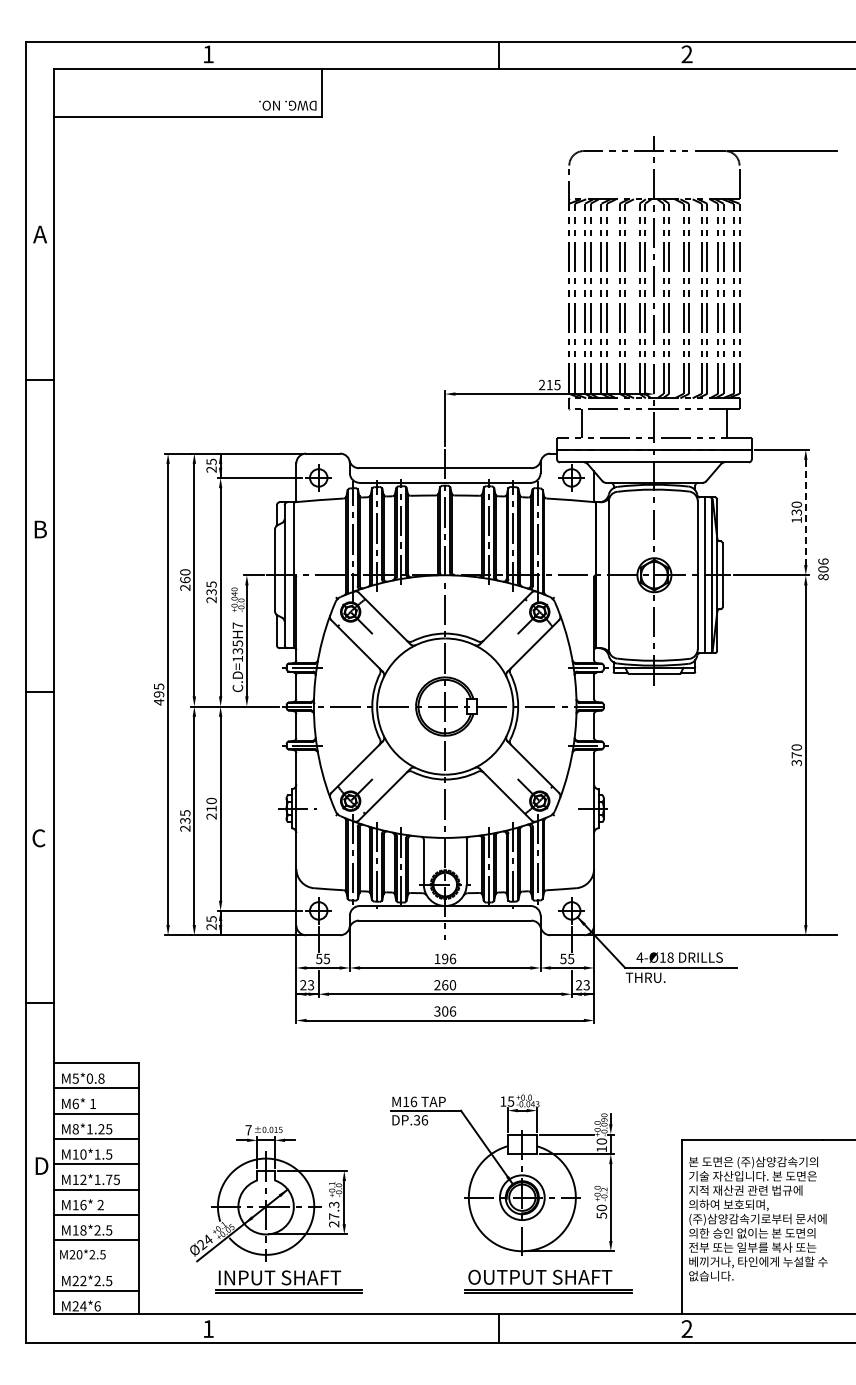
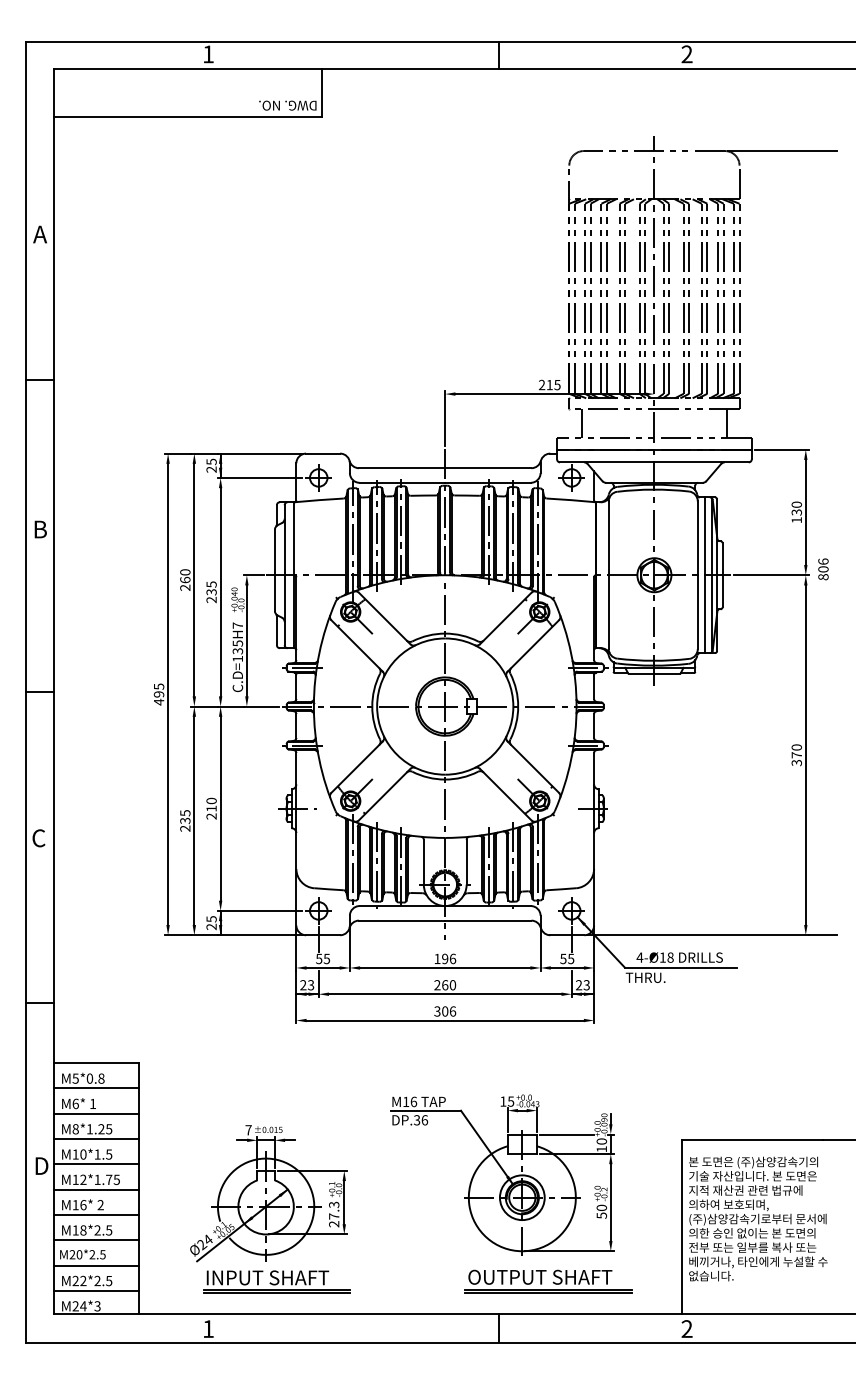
line: dashed -> solid (805, 512)
line: none -> present (96, 1265)
part position: (288, 1281) -> (276, 1281) (276, 1281)
text: M24*6 -> M24*3 (97, 1306)
